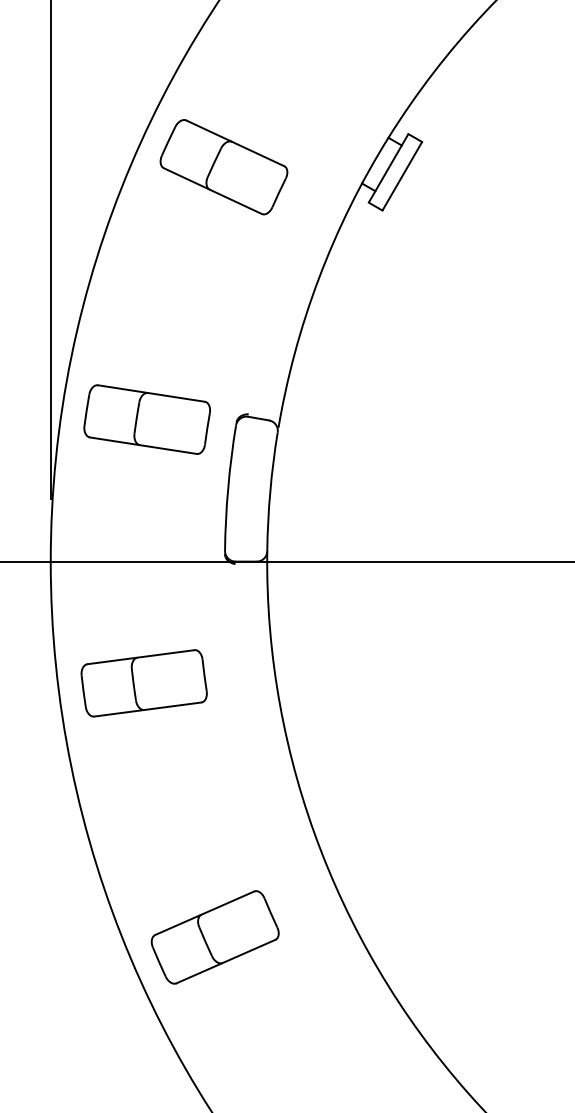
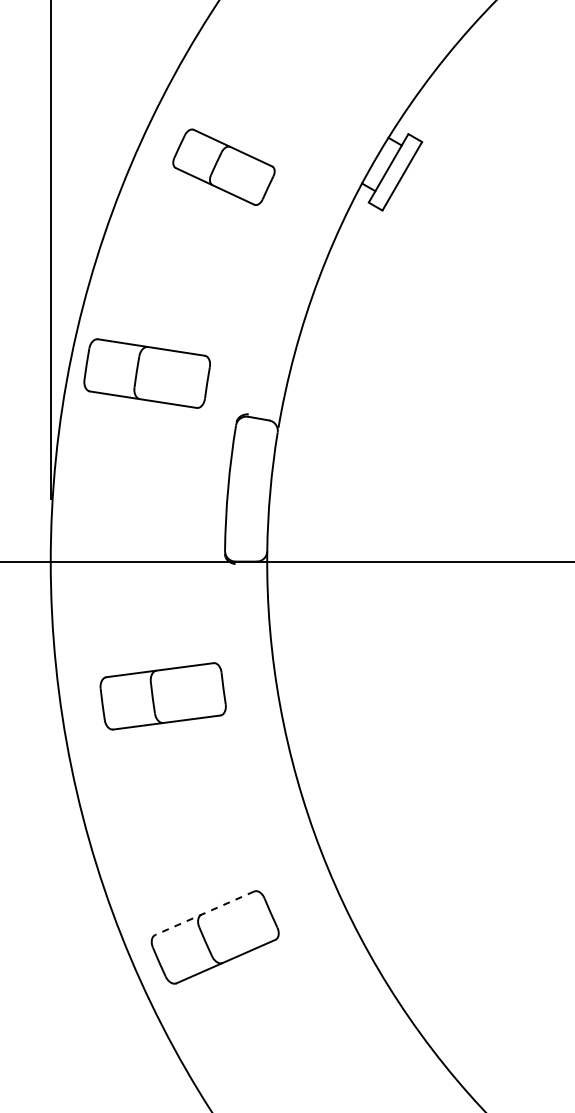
part size: 130x97 px -> 104x78 px (223, 166)
part position: (146, 419) -> (146, 373) (146, 373)
part position: (143, 683) -> (162, 696) (162, 696)
line: solid -> dashed (204, 913)
